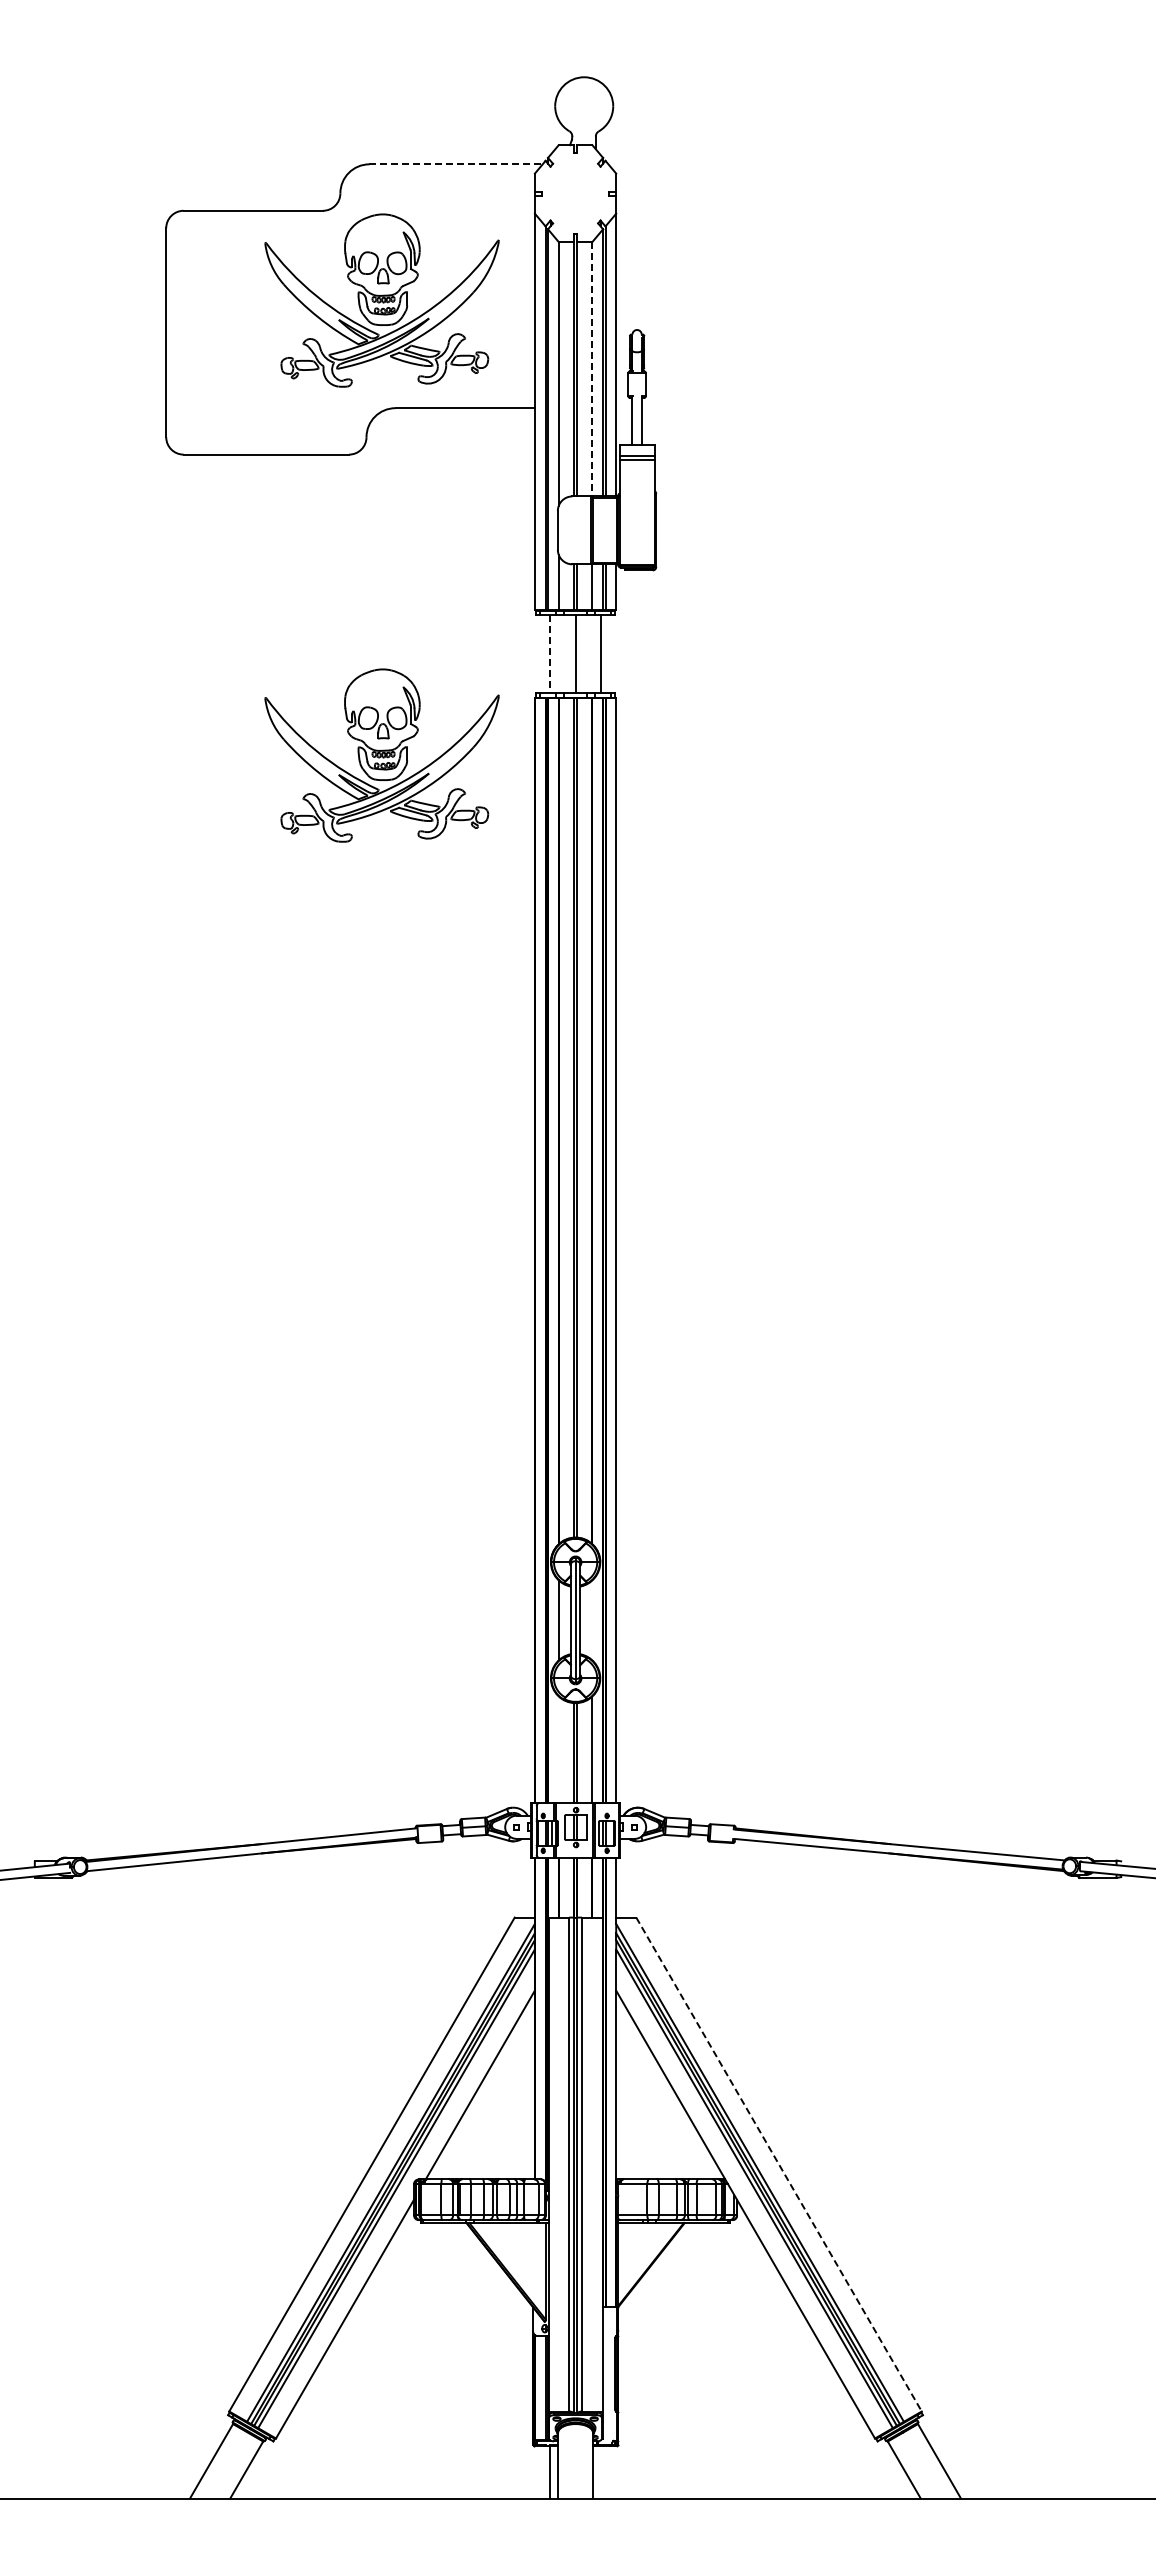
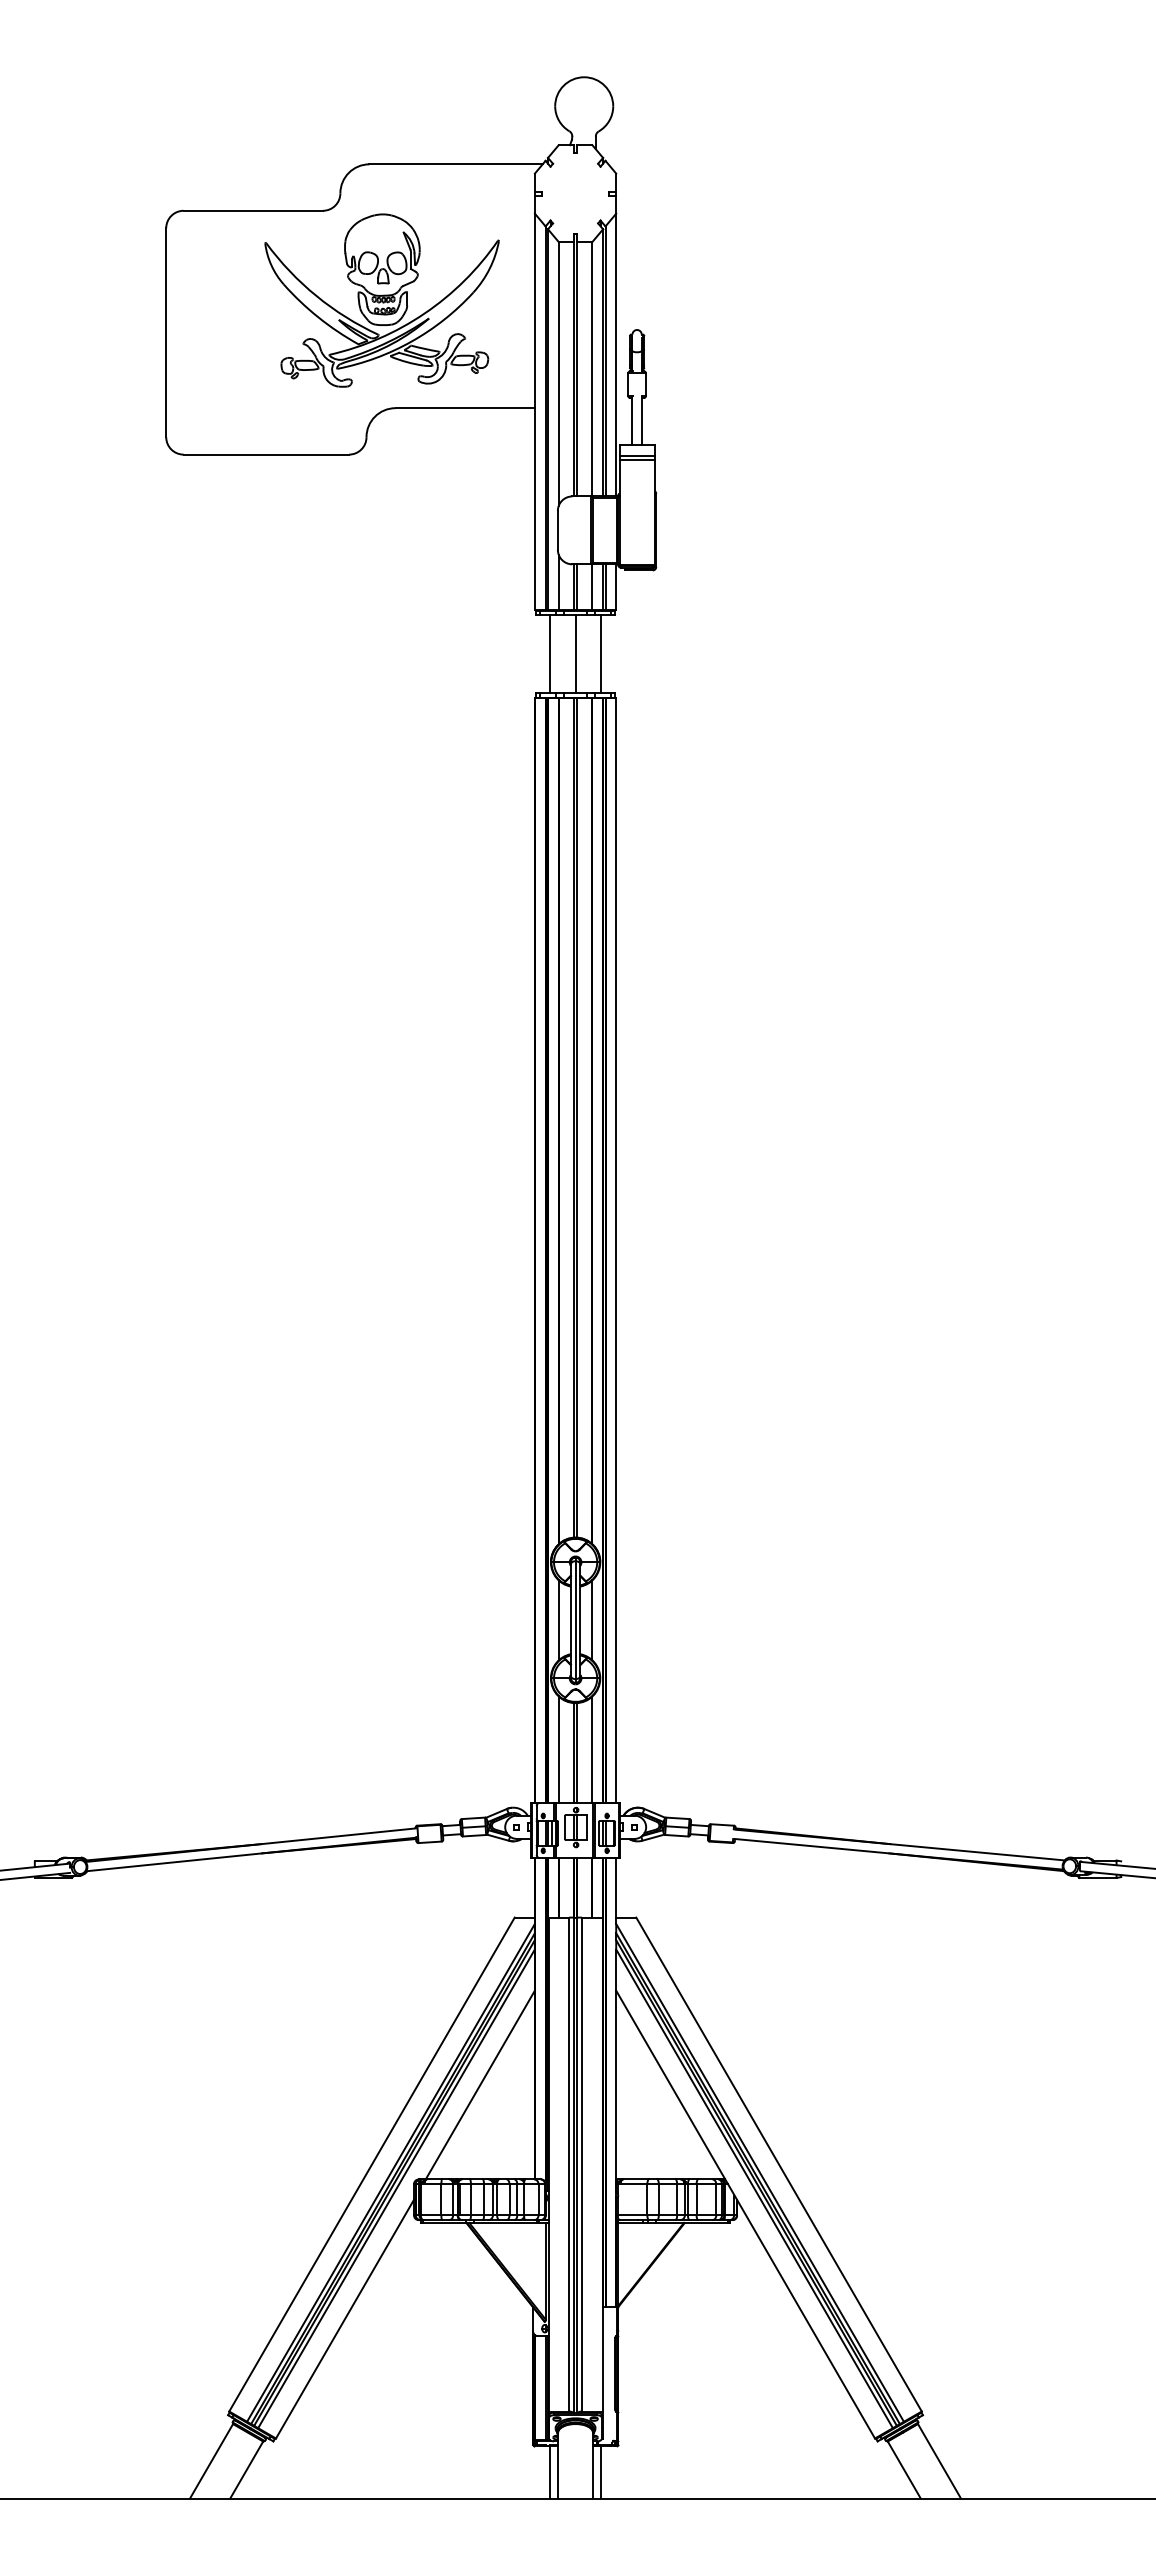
line: dashed -> solid (456, 164)
line: dashed -> solid (592, 369)
line: dashed -> solid (549, 654)
part: present -> none (381, 755)
line: none -> present (592, 1620)
line: none -> present (558, 1749)
line: dashed -> solid (779, 2164)
line: none -> present (601, 2472)
